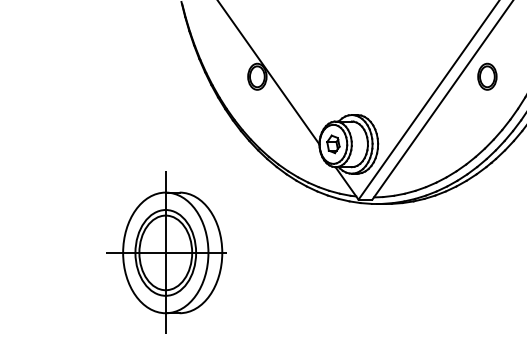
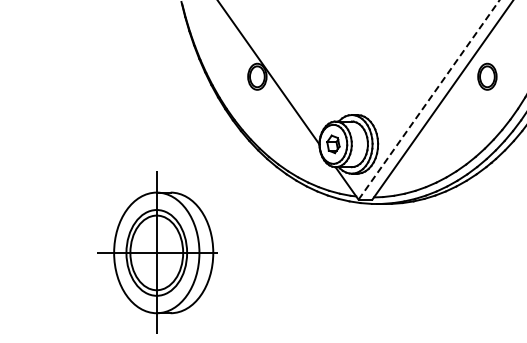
line: solid -> dashed (429, 99)
part position: (166, 252) -> (157, 252) (157, 252)
